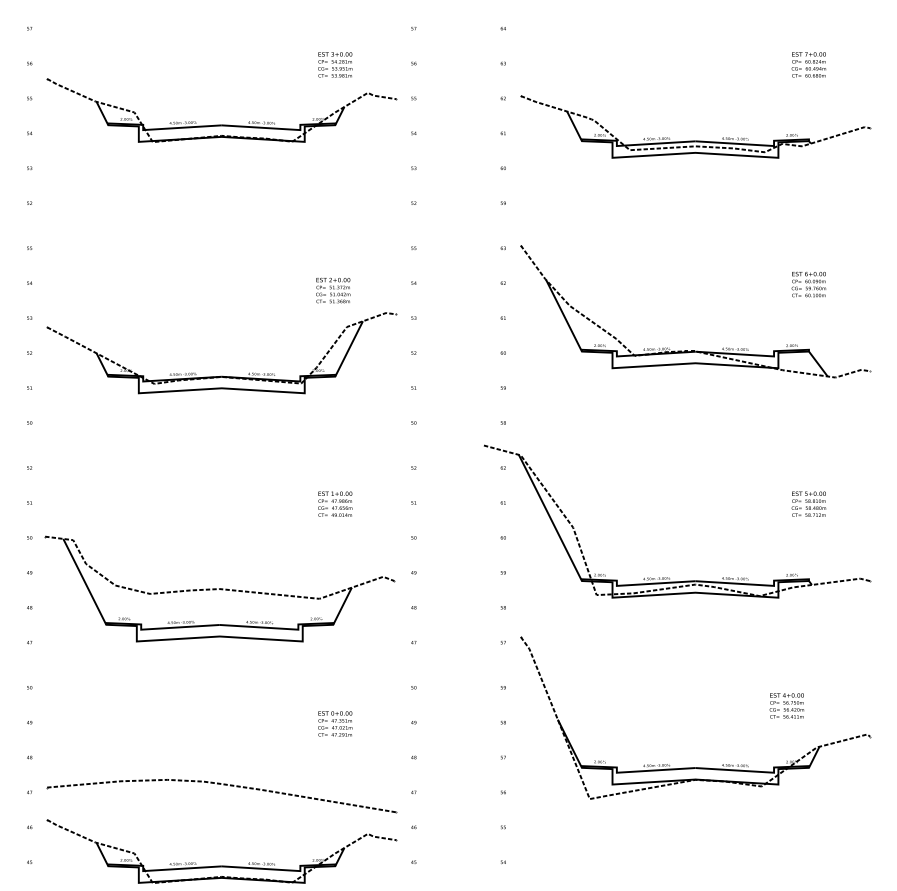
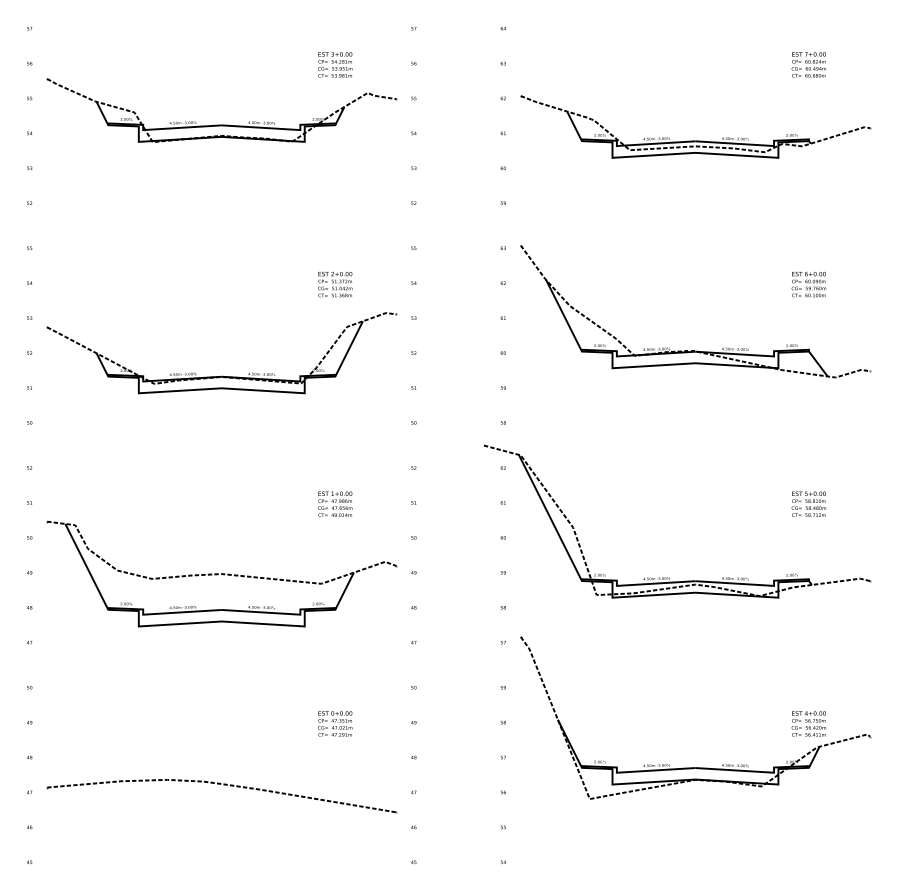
text position: (333, 290) -> (335, 284) (335, 284)
part position: (219, 588) -> (221, 573) (221, 573)
text position: (786, 705) -> (808, 723) (808, 723)
part: present -> none (221, 865)
